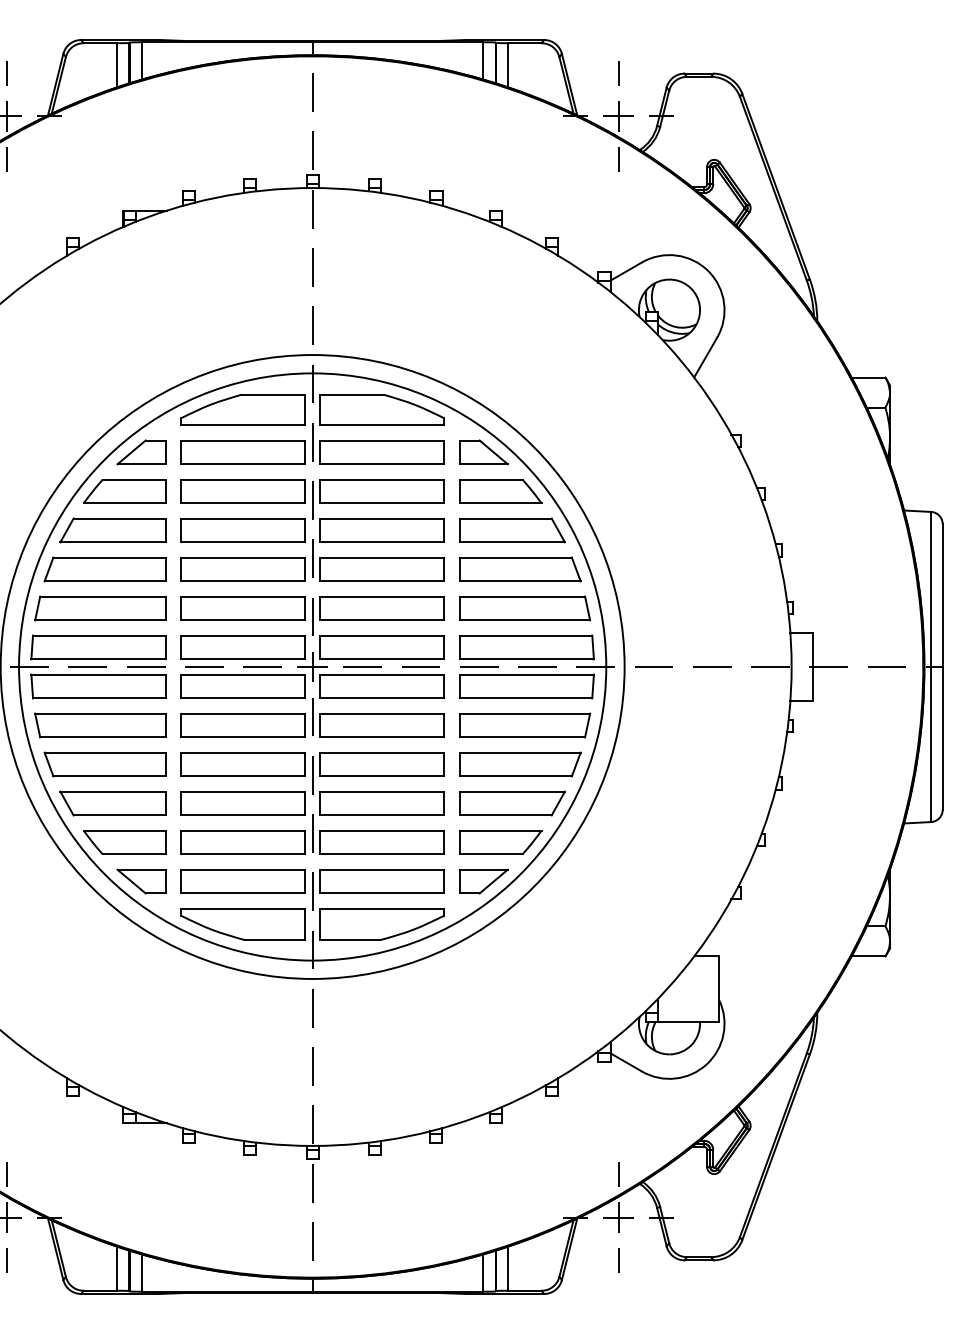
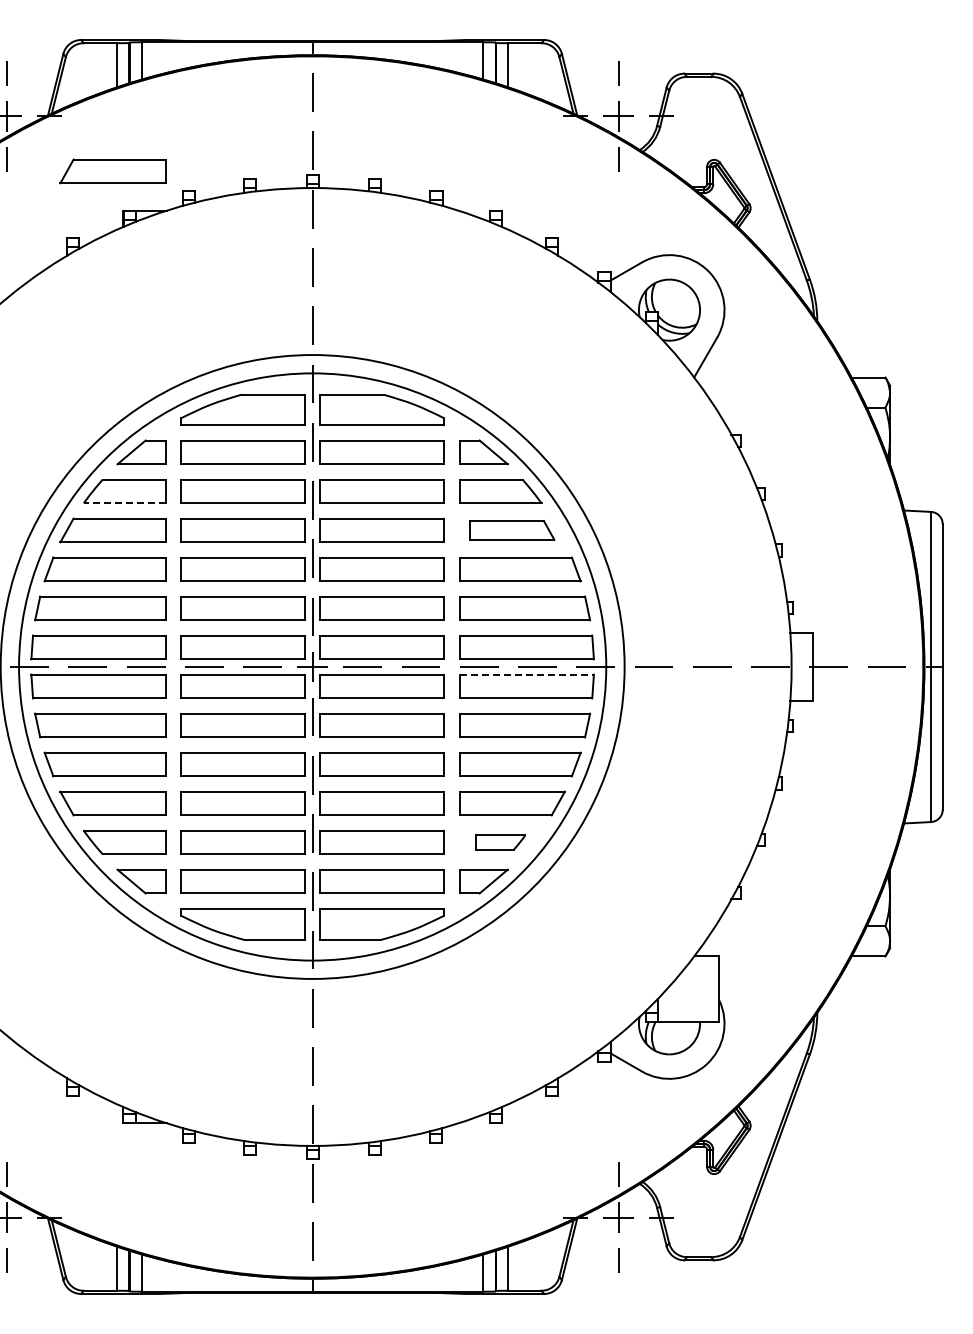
part: none -> present (112, 171)
line: solid -> dashed (124, 503)
part size: 107x27 px -> 87x21 px (512, 530)
line: solid -> dashed (527, 674)
part size: 84x25 px -> 51x17 px (500, 842)
